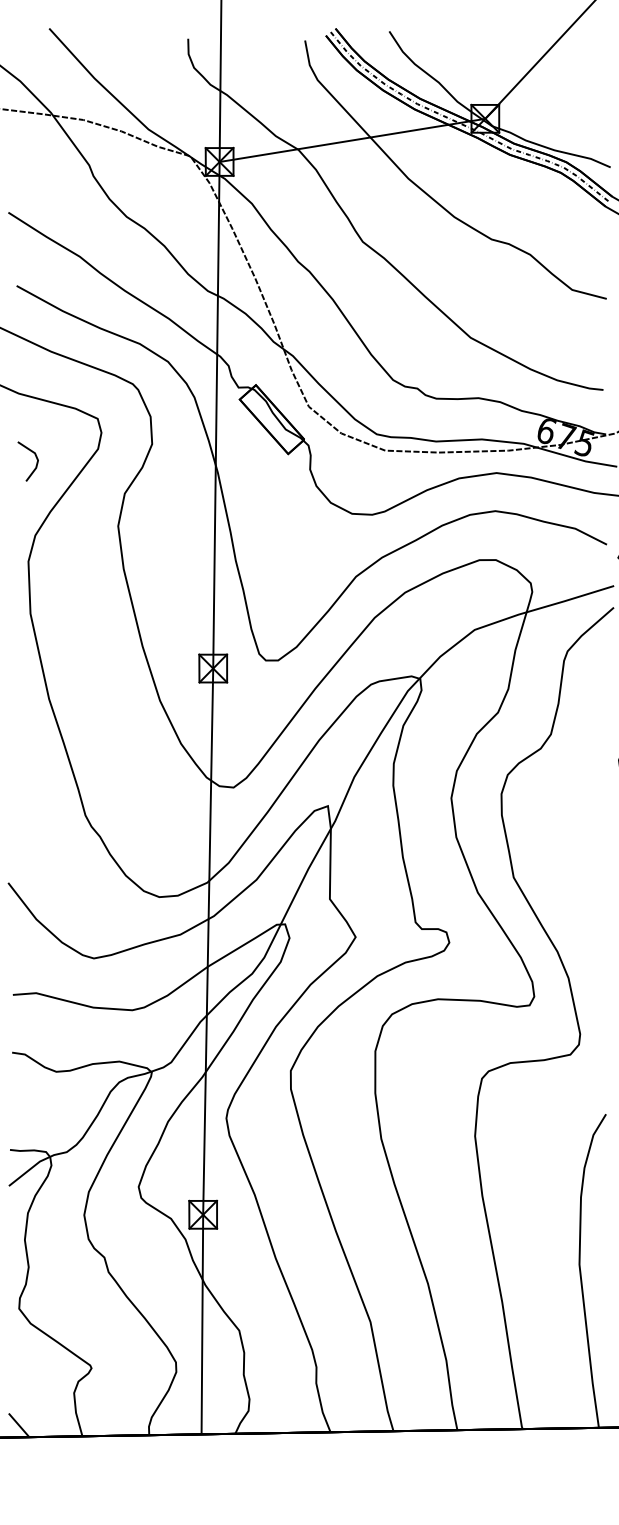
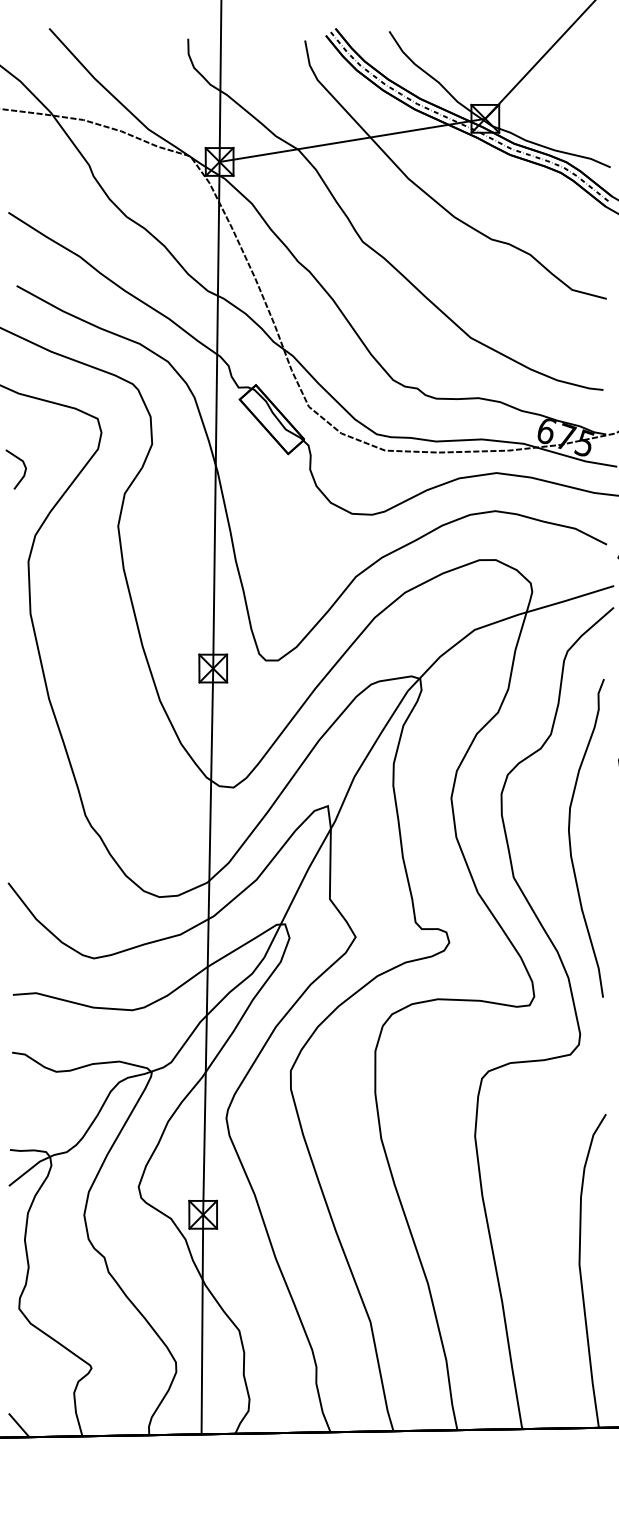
line position: (35, 457) -> (23, 465) (23, 465)
curve: none -> present (570, 838)
